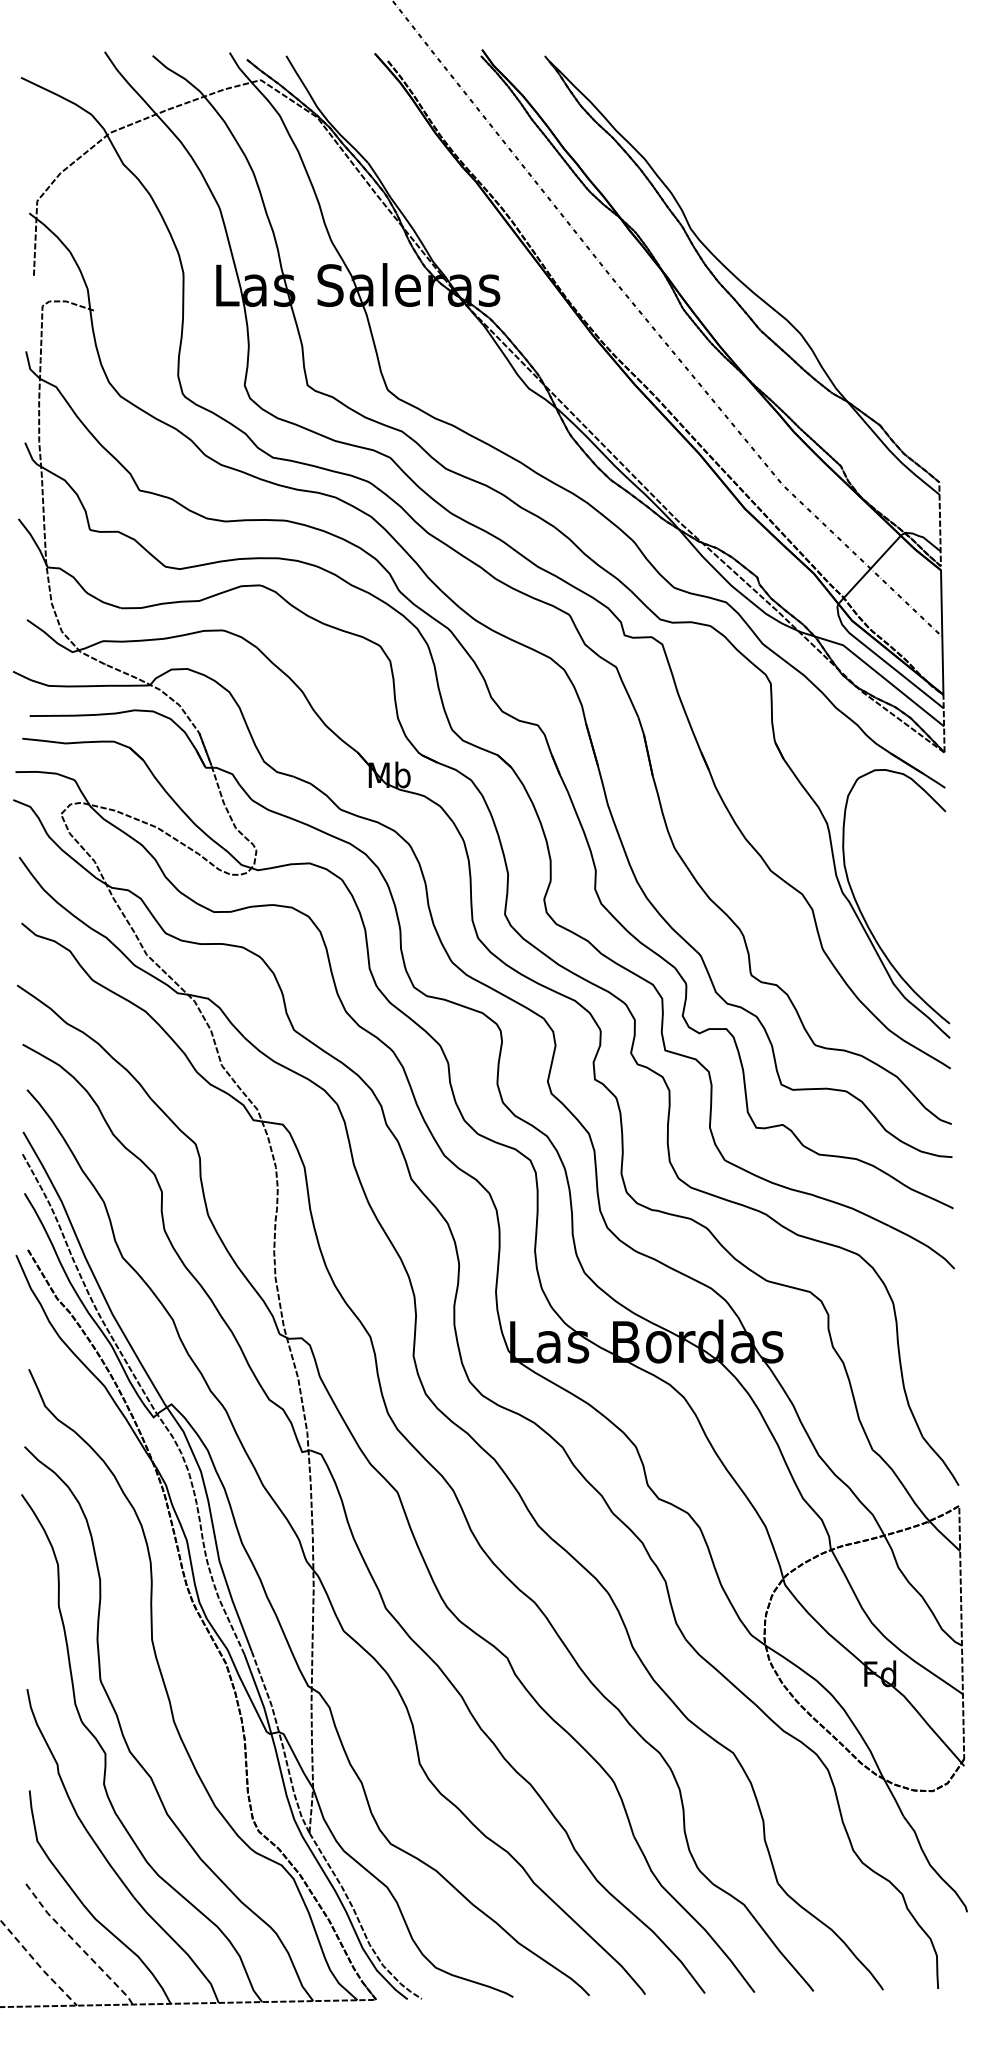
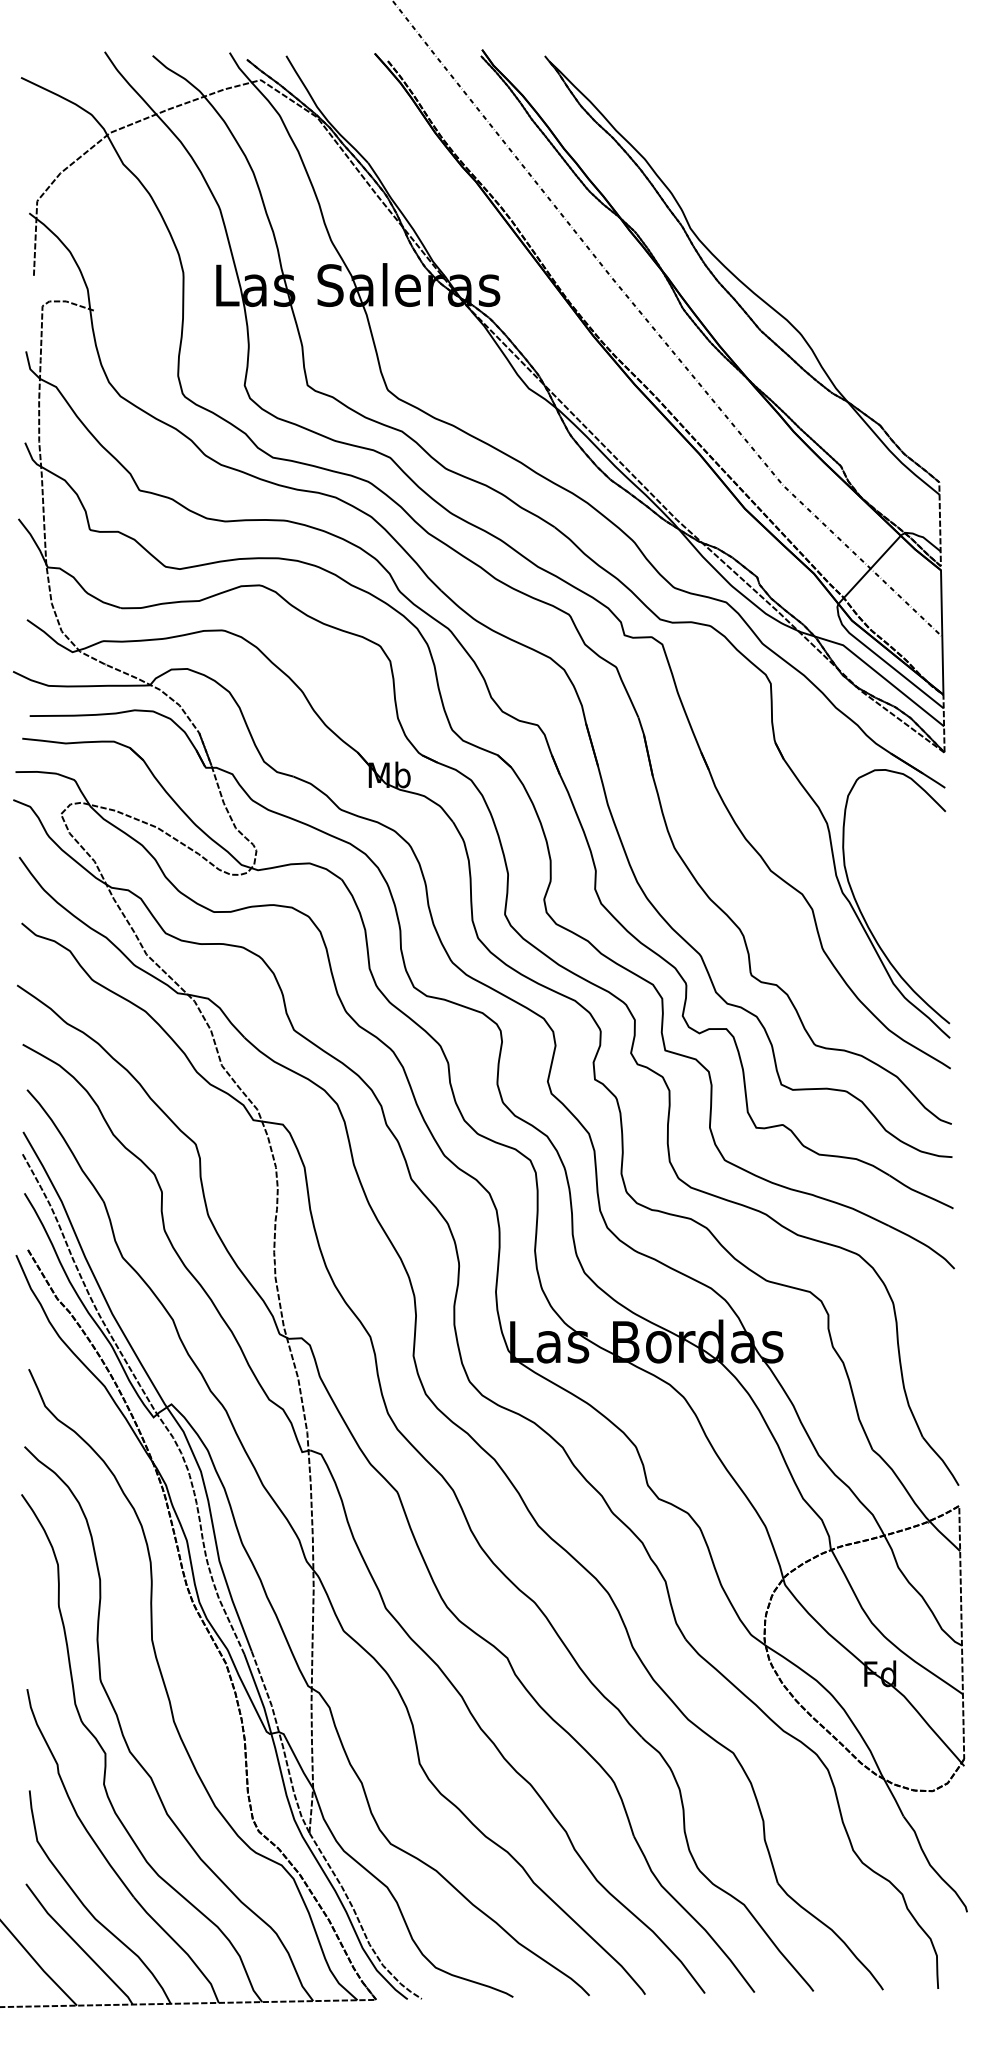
line: dashed -> solid (78, 1945)
line: dashed -> solid (38, 1964)
